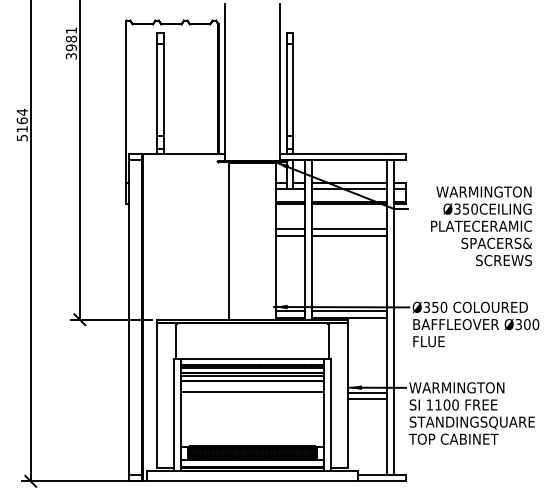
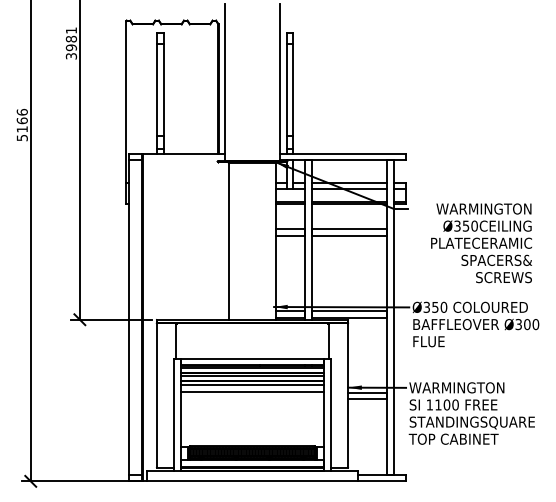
text: 5164 -> 5166 (21, 111)
text position: (481, 226) -> (481, 243) (481, 243)
line: none -> present (252, 384)
